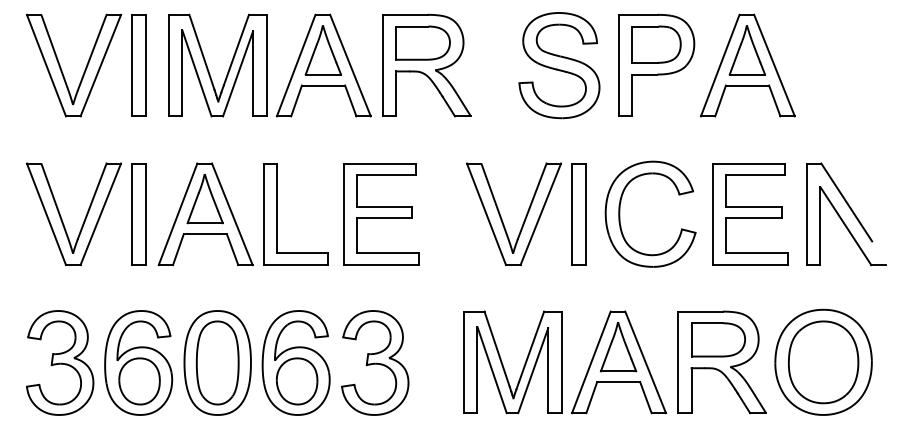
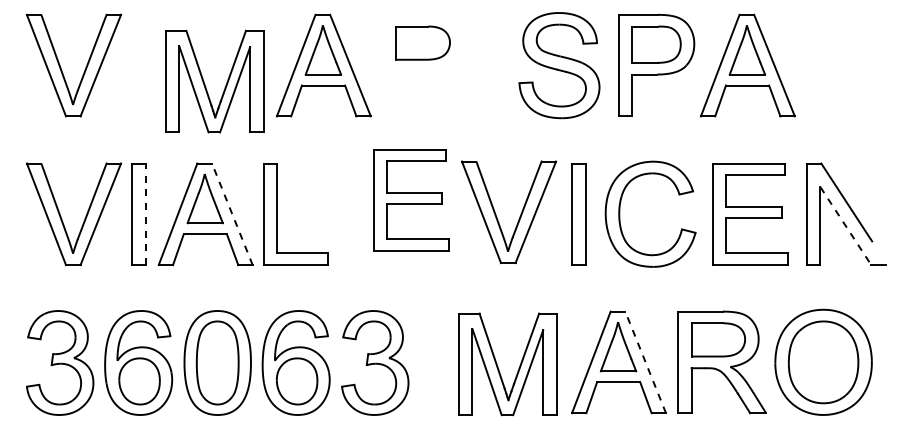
part: present -> none (138, 65)
part: present -> none (426, 65)
part position: (208, 68) -> (205, 84) (205, 84)
line: solid -> dashed (145, 214)
line: solid -> dashed (232, 214)
part position: (381, 214) -> (411, 200) (411, 200)
part position: (524, 218) -> (519, 216) (519, 216)
line: solid -> dashed (846, 226)
line: solid -> dashed (645, 362)
part position: (503, 364) -> (498, 366) (498, 366)
